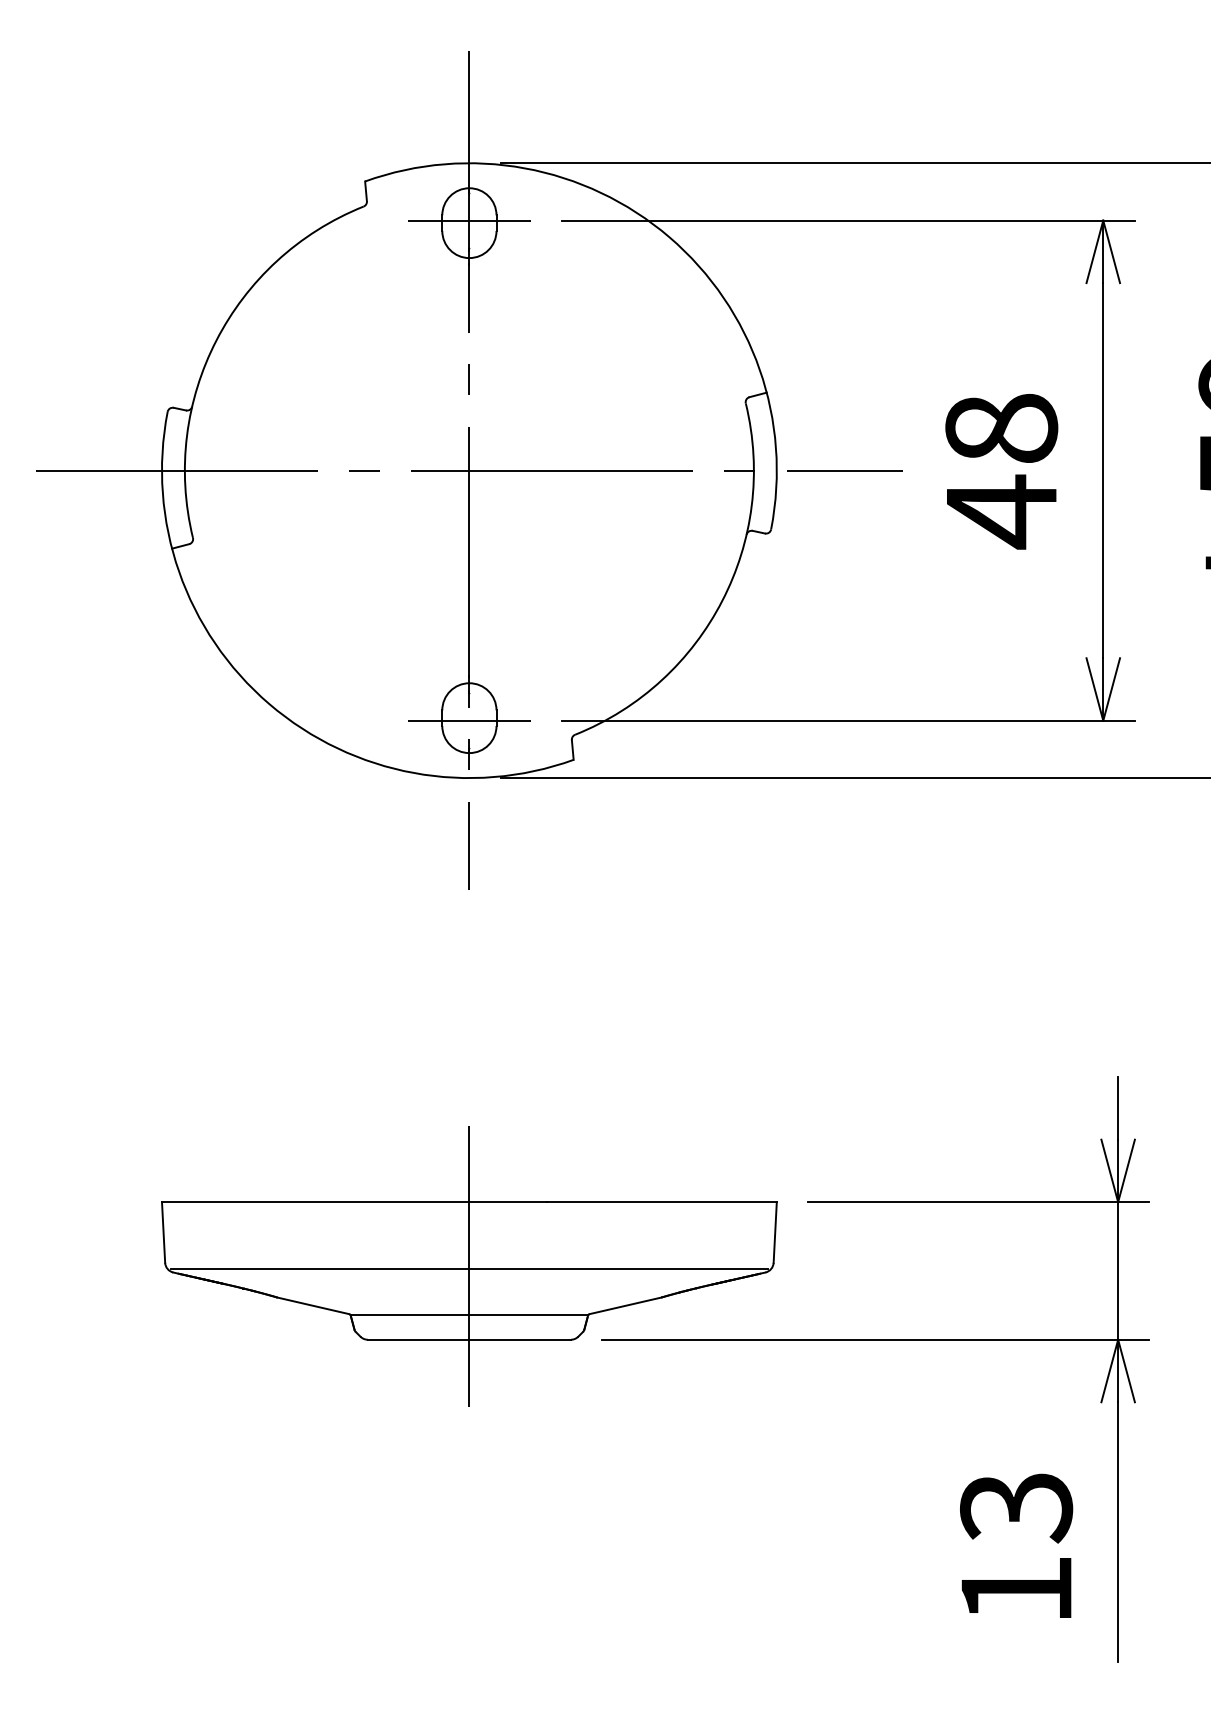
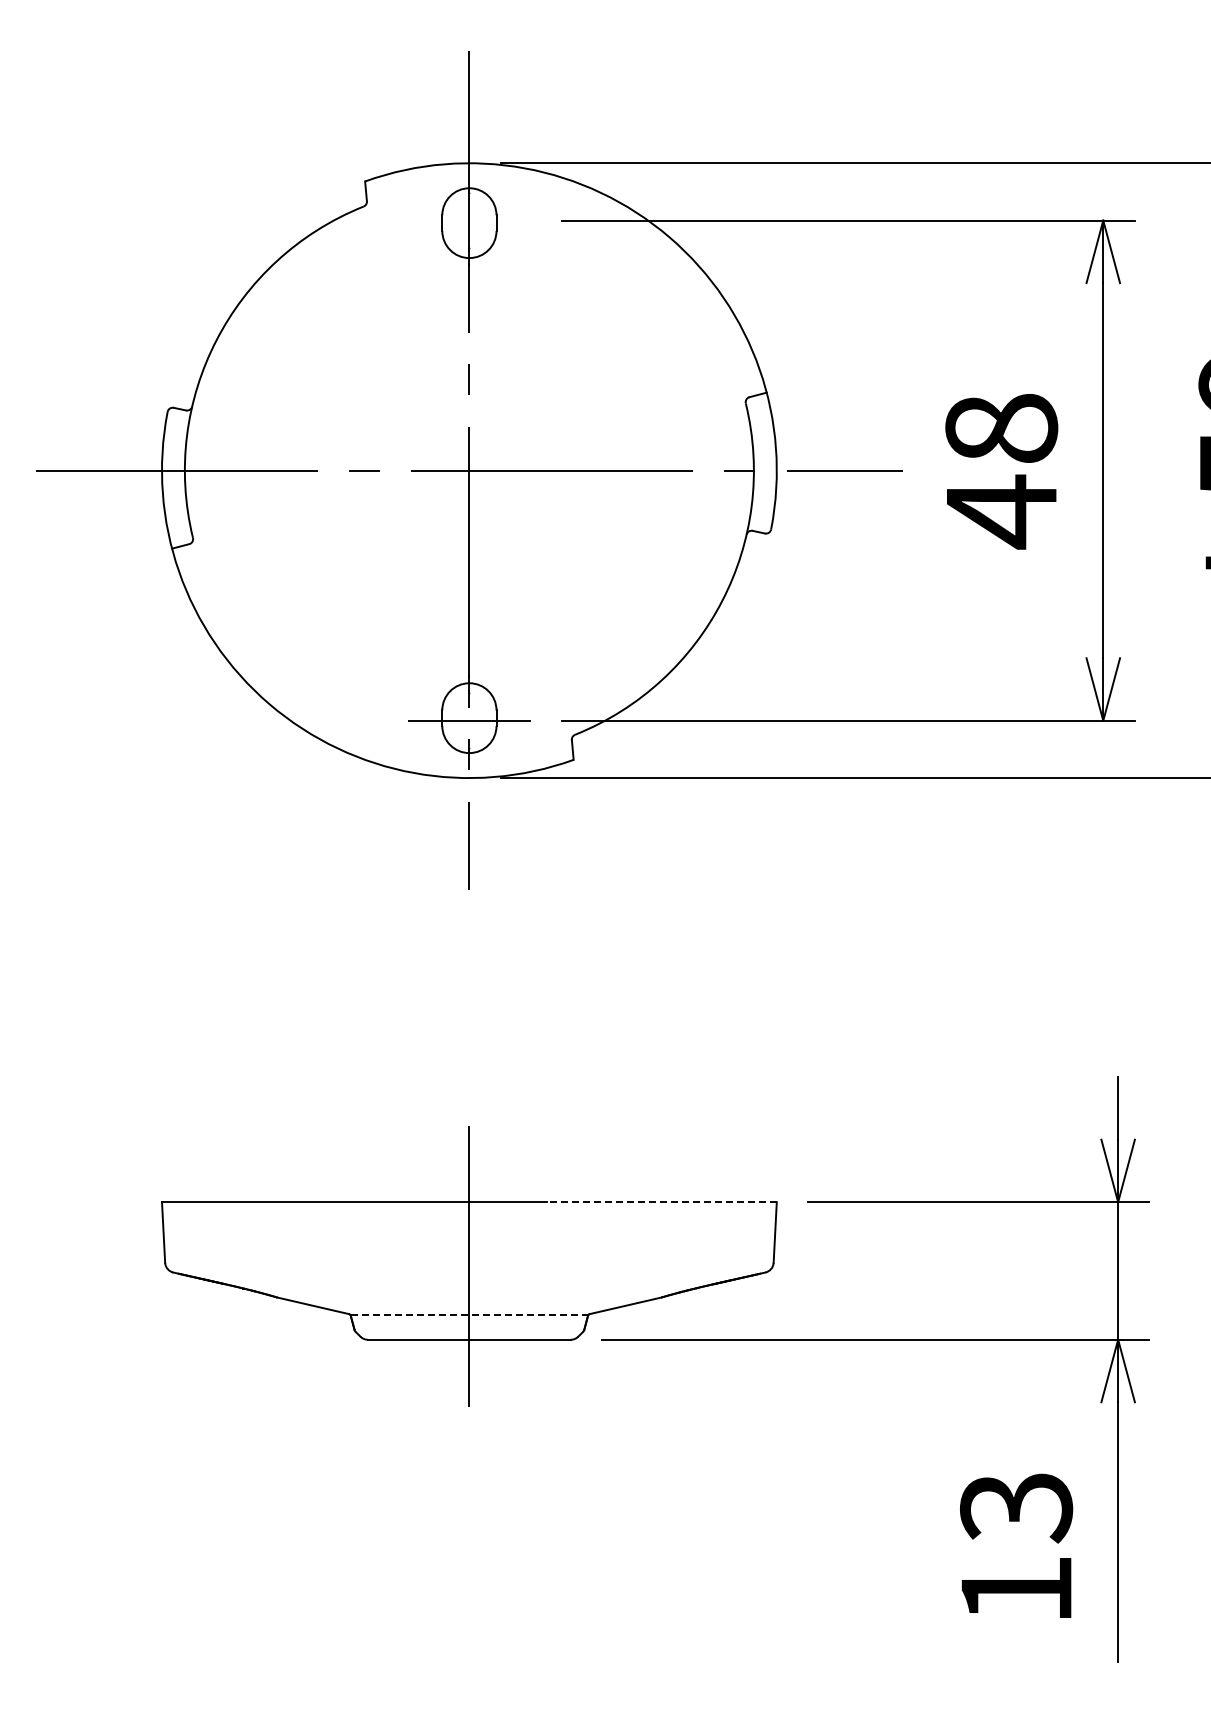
line: present -> none (469, 220)
line: solid -> dashed (662, 1202)
line: present -> none (469, 1268)
line: solid -> dashed (469, 1314)
